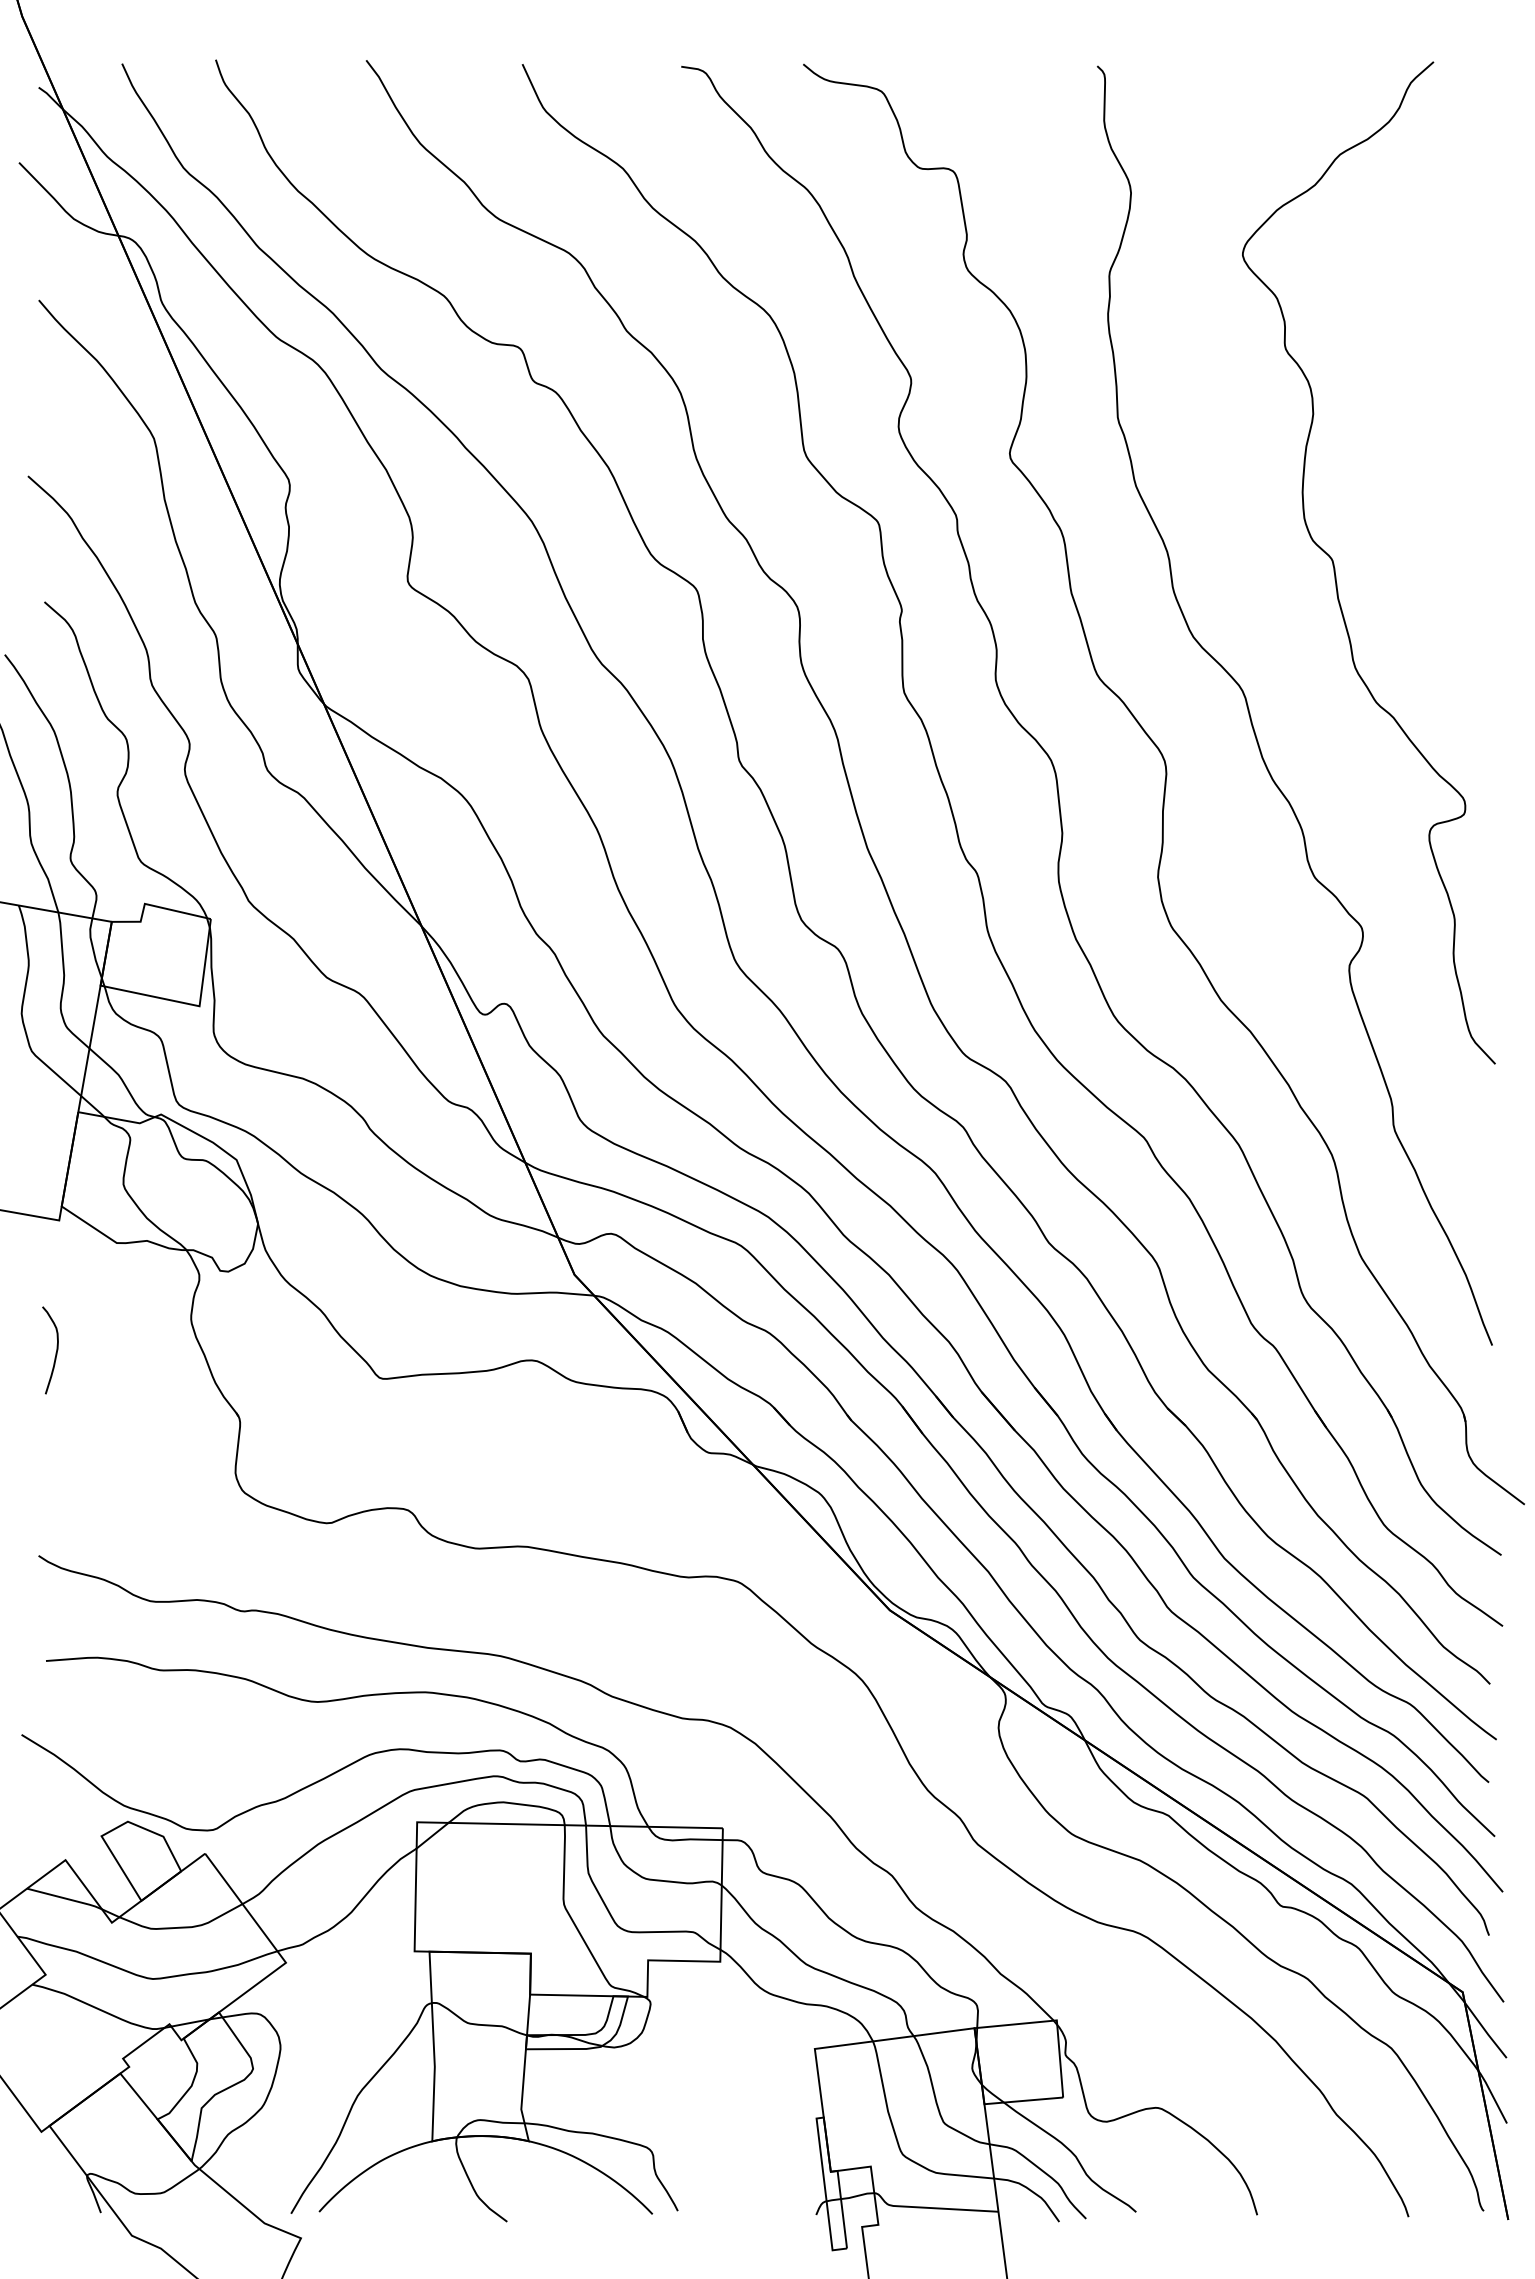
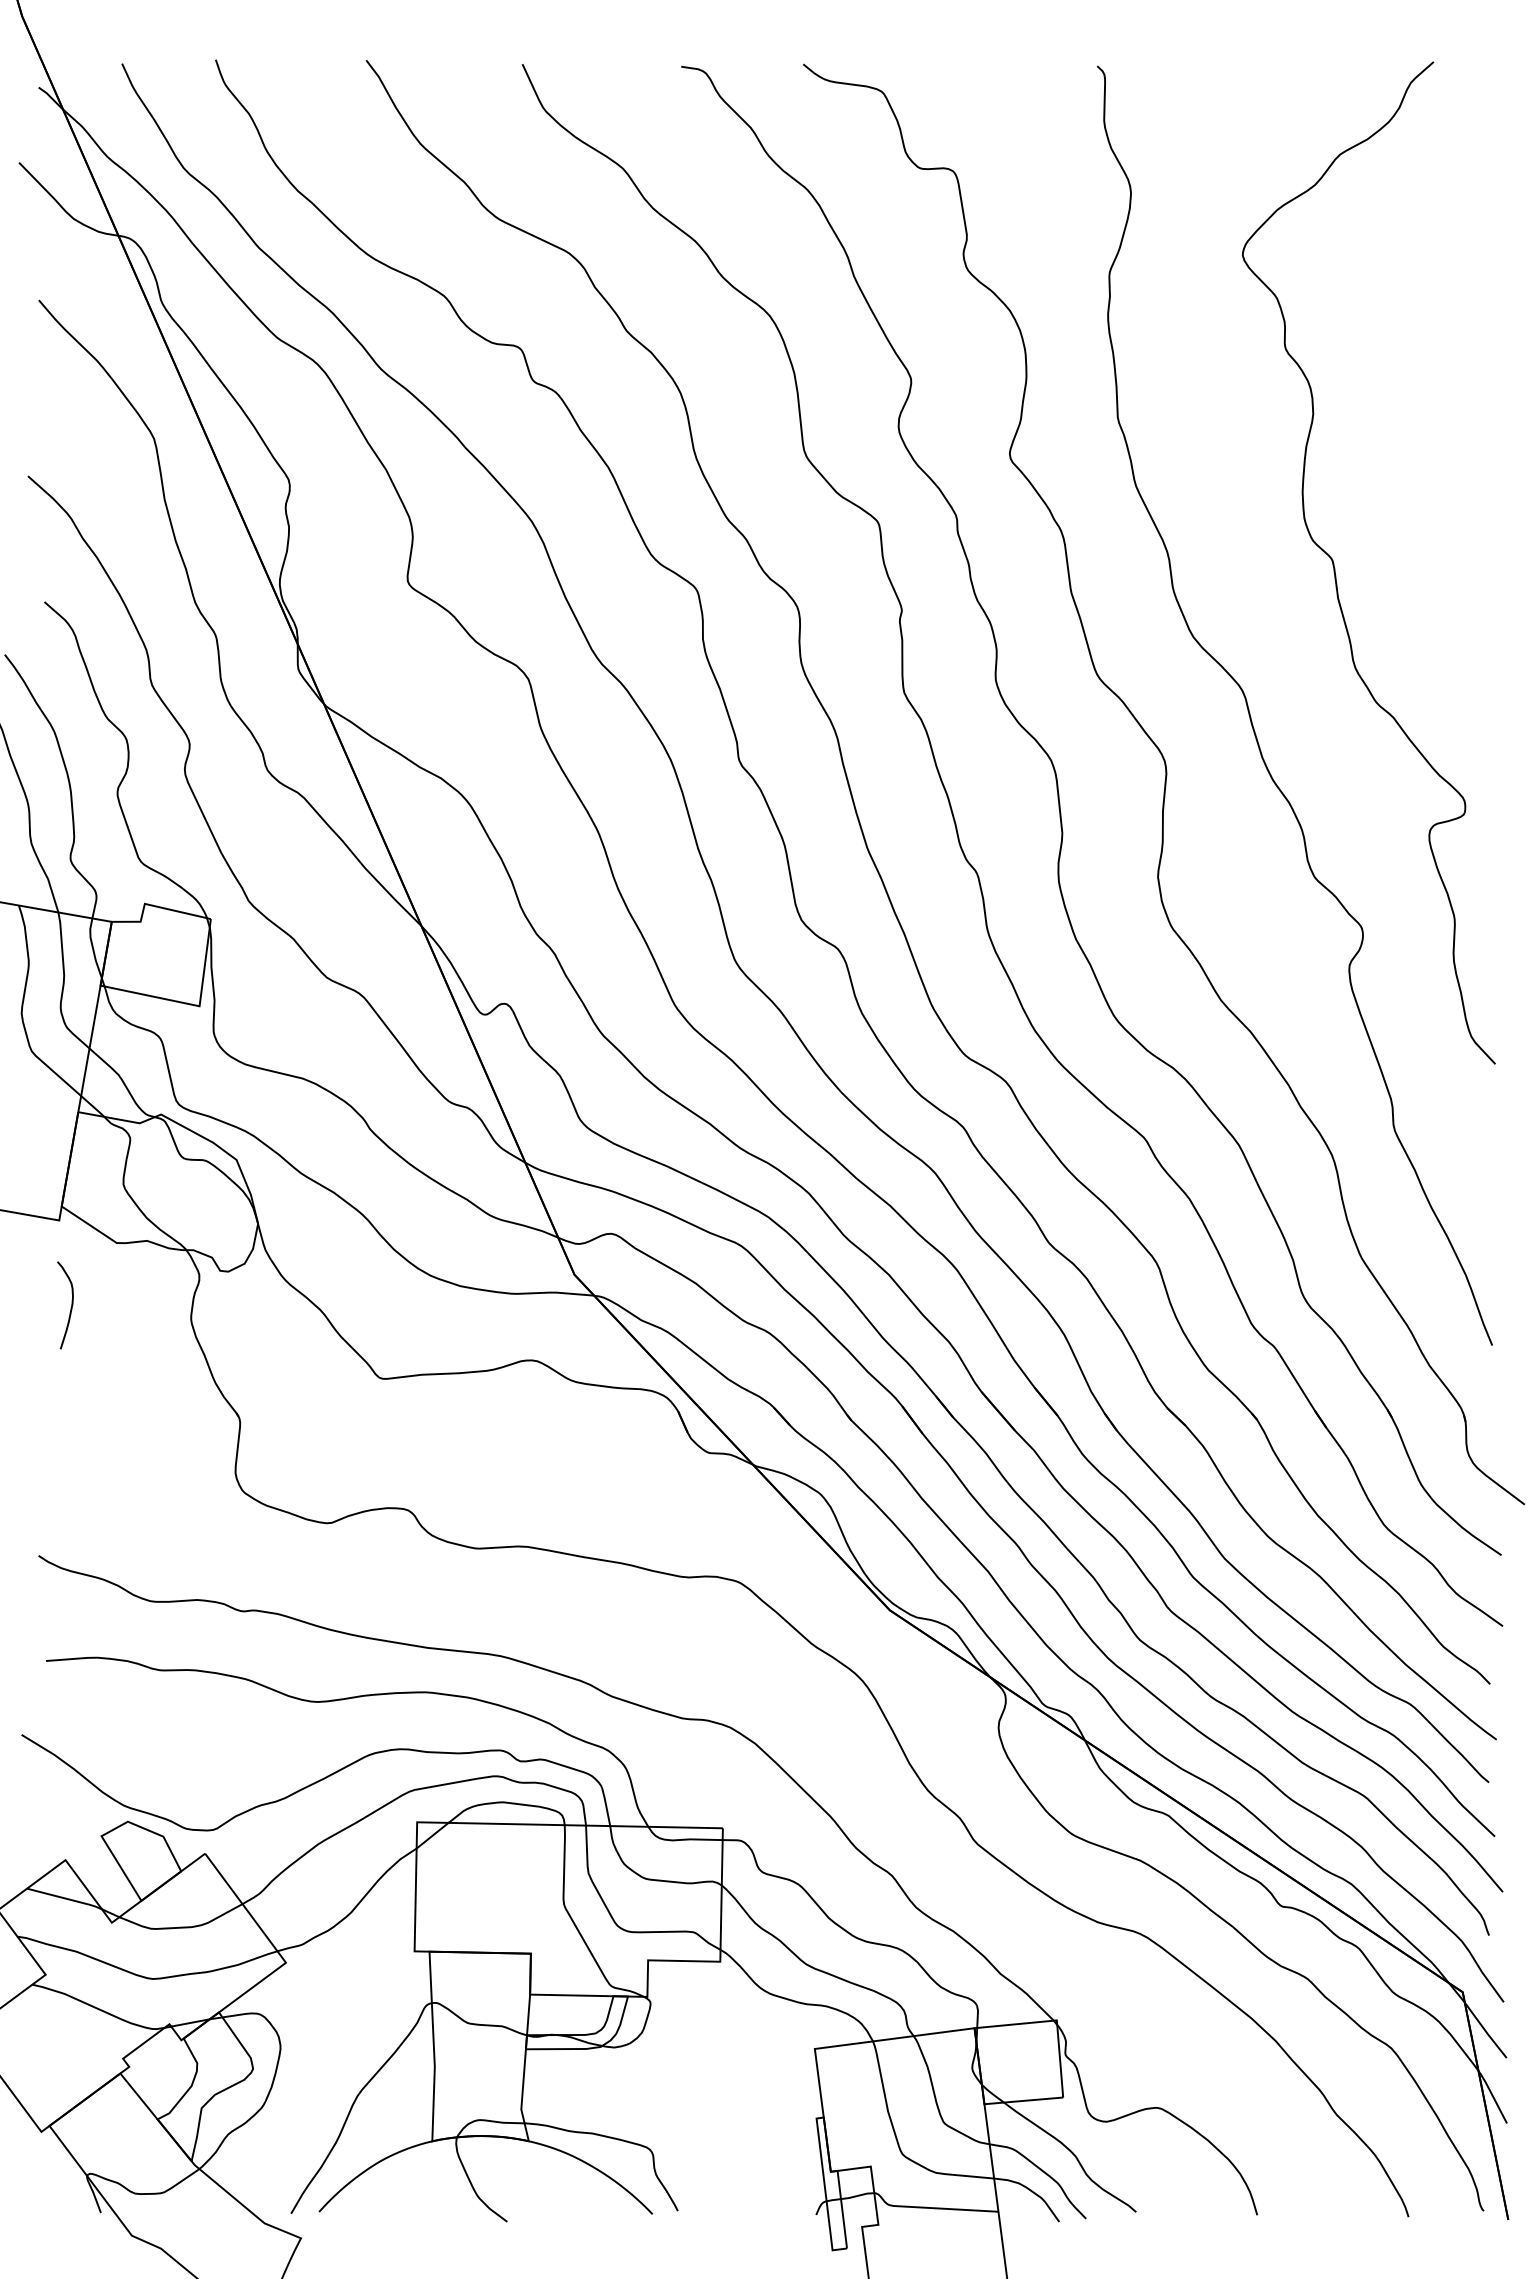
curve position: (55, 1352) -> (70, 1307) (70, 1307)
